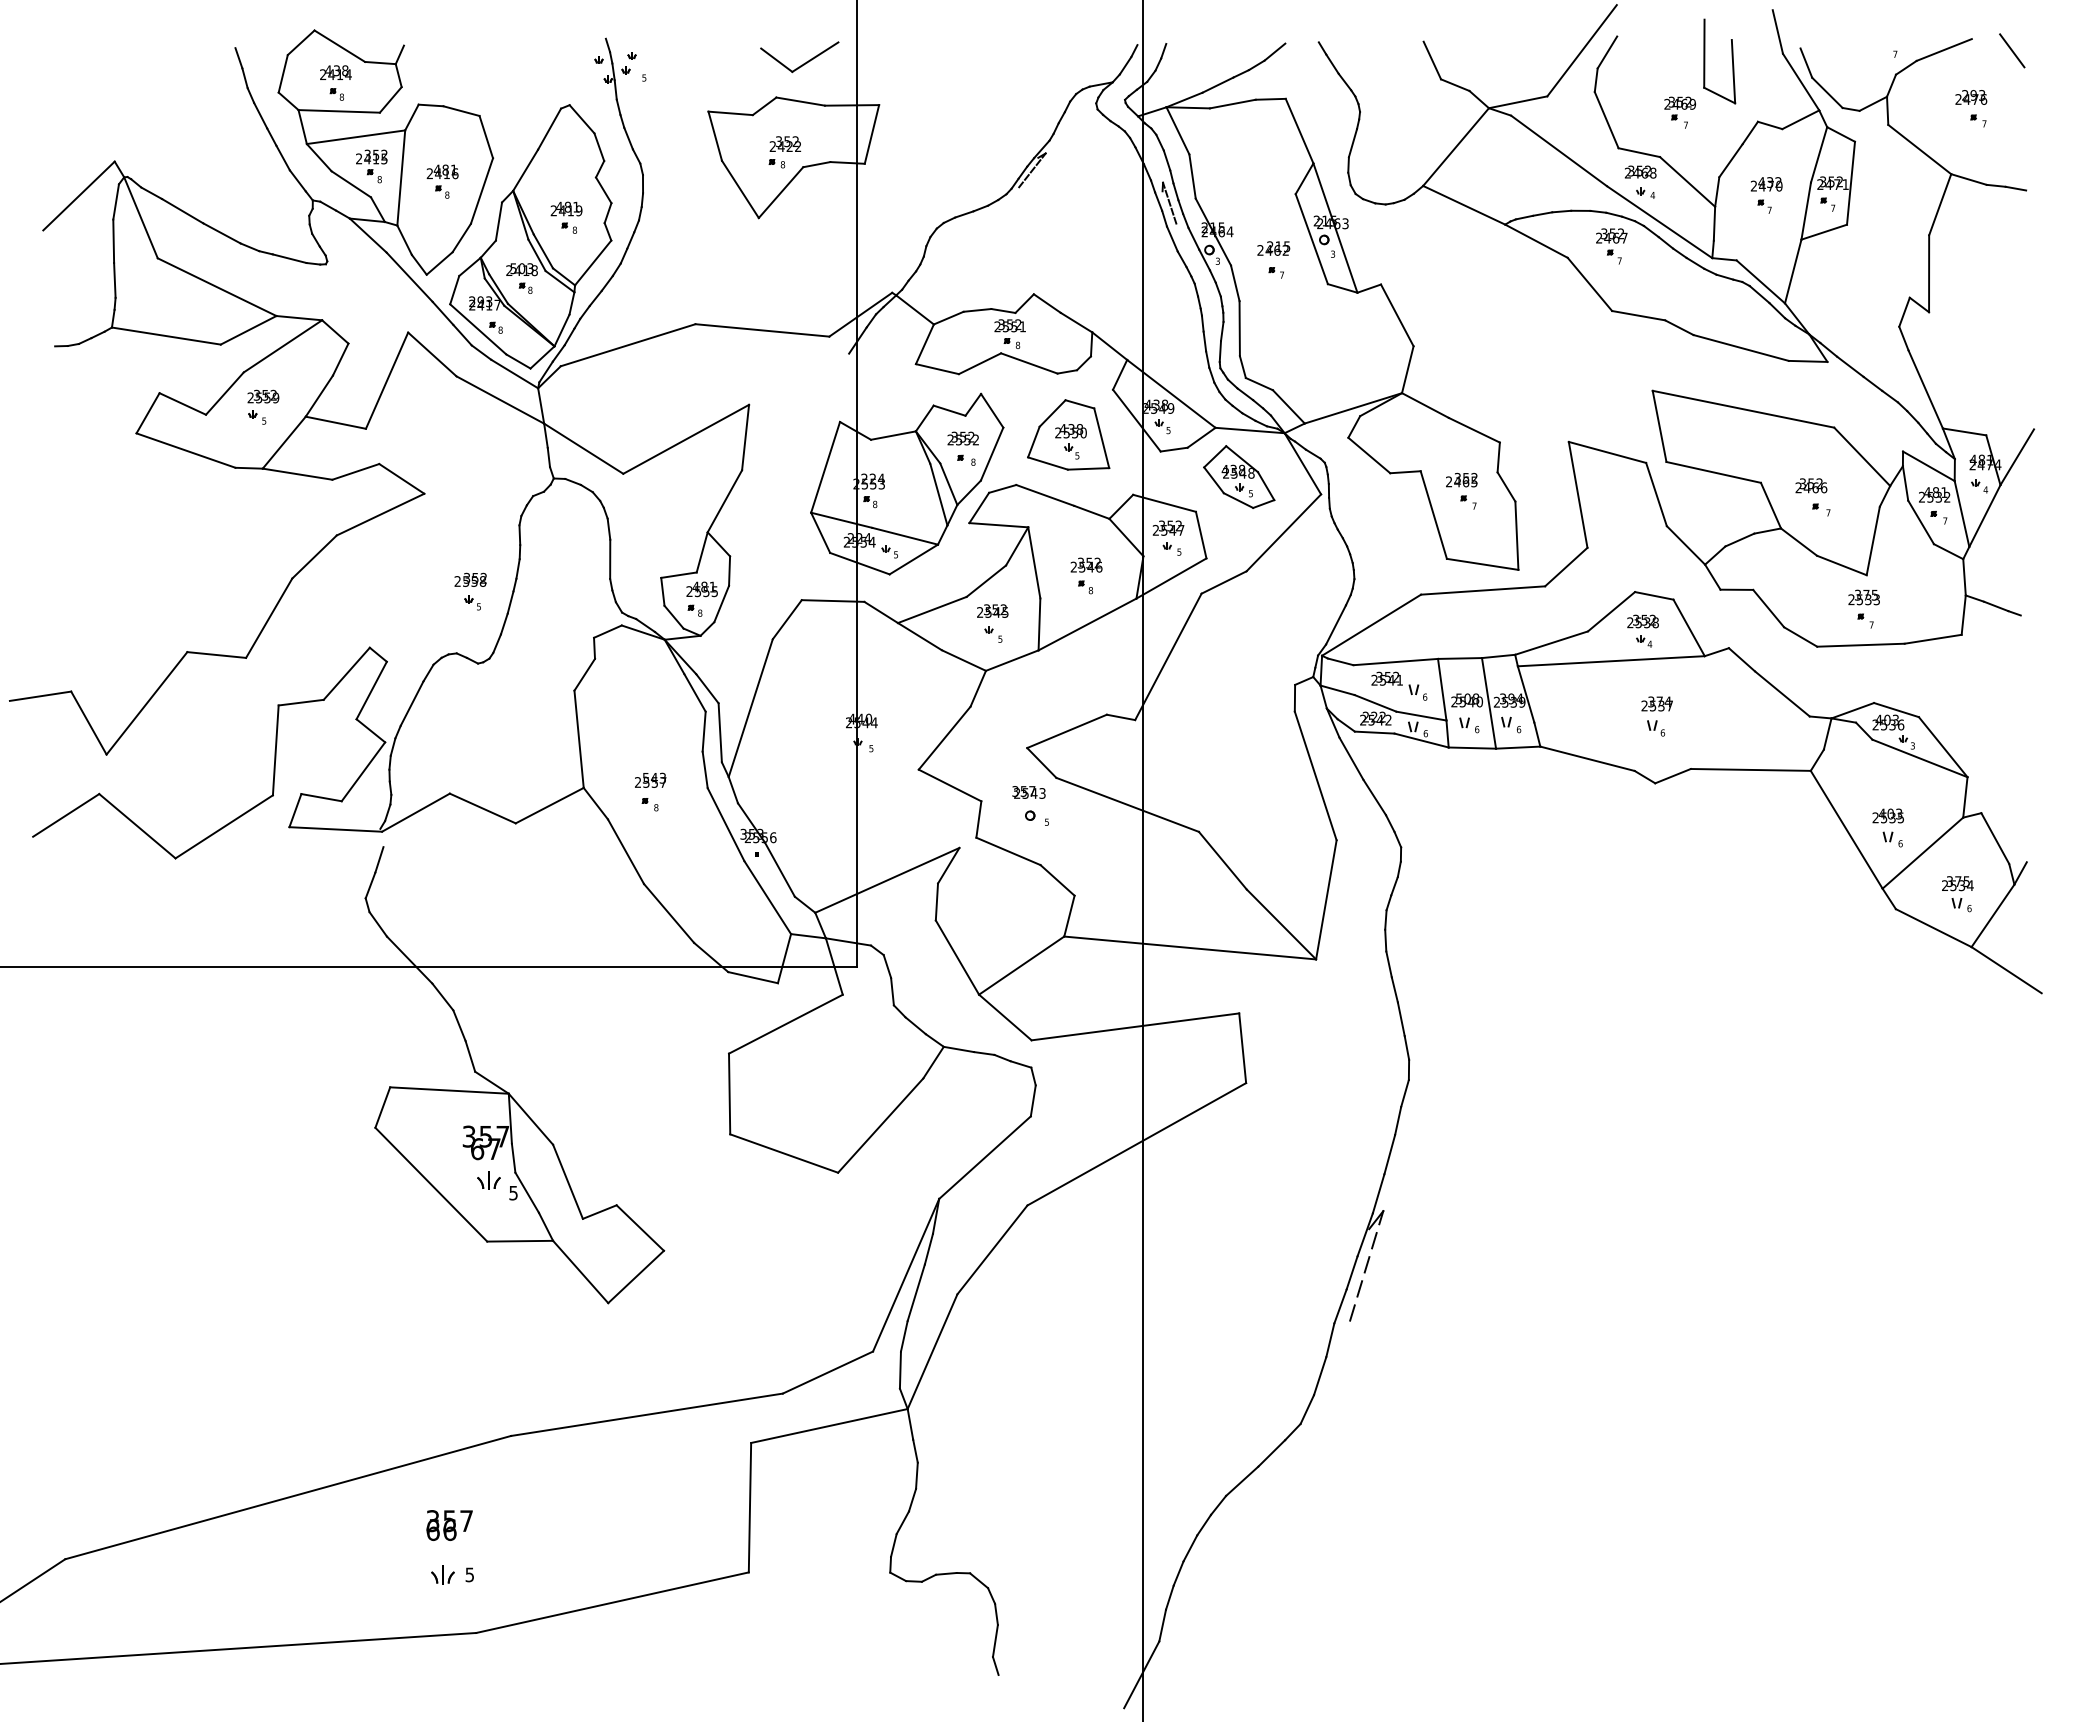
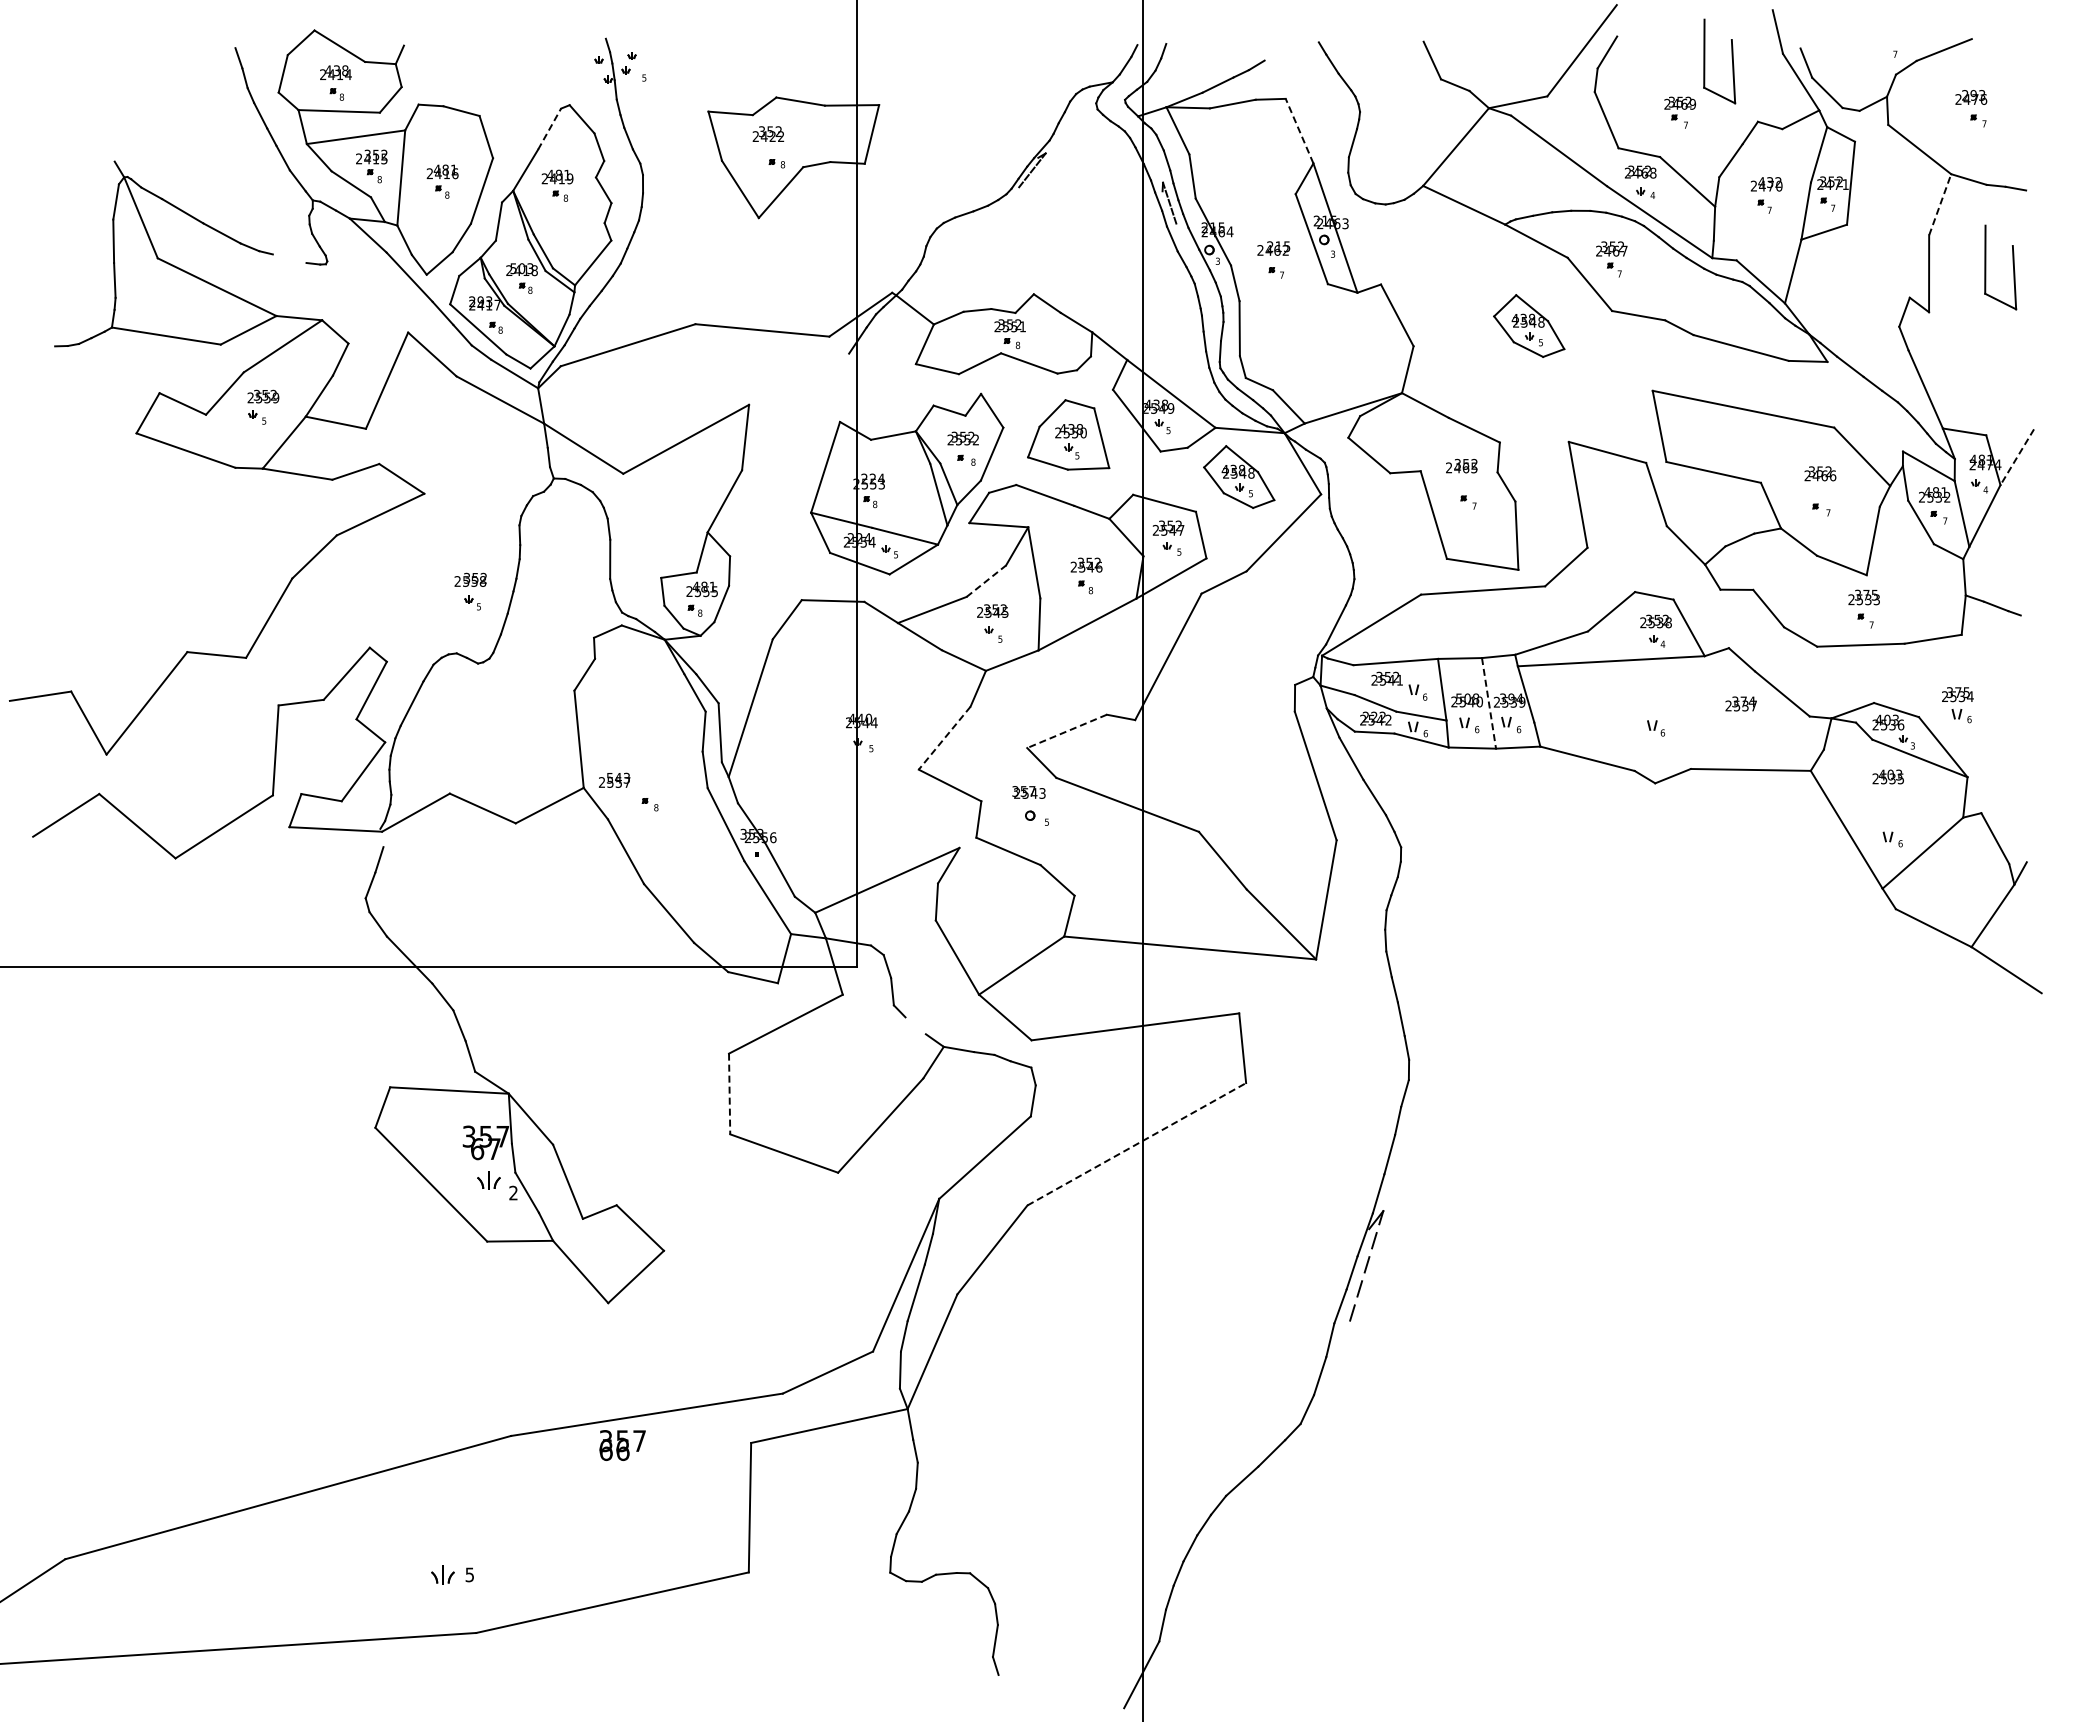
line: present -> none (2012, 50)
line: present -> none (1274, 51)
part: present -> none (803, 63)
line: solid -> dashed (549, 129)
line: solid -> dashed (1299, 130)
text position: (785, 143) -> (768, 133) (768, 133)
line: present -> none (78, 195)
line: solid -> dashed (1940, 204)
part position: (566, 217) -> (557, 185) (557, 185)
part position: (1611, 246) -> (1611, 259) (1611, 259)
line: present -> none (289, 258)
part: none -> present (2012, 264)
part: none -> present (1529, 325)
line: solid -> dashed (2017, 457)
text position: (1461, 479) -> (1461, 465) (1461, 465)
text position: (1811, 485) -> (1820, 473) (1820, 473)
line: solid -> dashed (986, 580)
part position: (1642, 630) -> (1655, 630) (1655, 630)
line: solid -> dashed (1489, 703)
text position: (1656, 703) -> (1740, 703) (1740, 703)
line: solid -> dashed (1066, 731)
line: solid -> dashed (944, 738)
text position: (650, 779) -> (614, 779) (614, 779)
text position: (1887, 815) -> (1887, 776) (1887, 776)
part position: (1957, 894) -> (1957, 705) (1957, 705)
line: present -> none (915, 1025)
line: solid -> dashed (729, 1094)
line: solid -> dashed (1137, 1144)
text: 5 -> 2 (513, 1192)
text position: (449, 1525) -> (622, 1445) (622, 1445)
